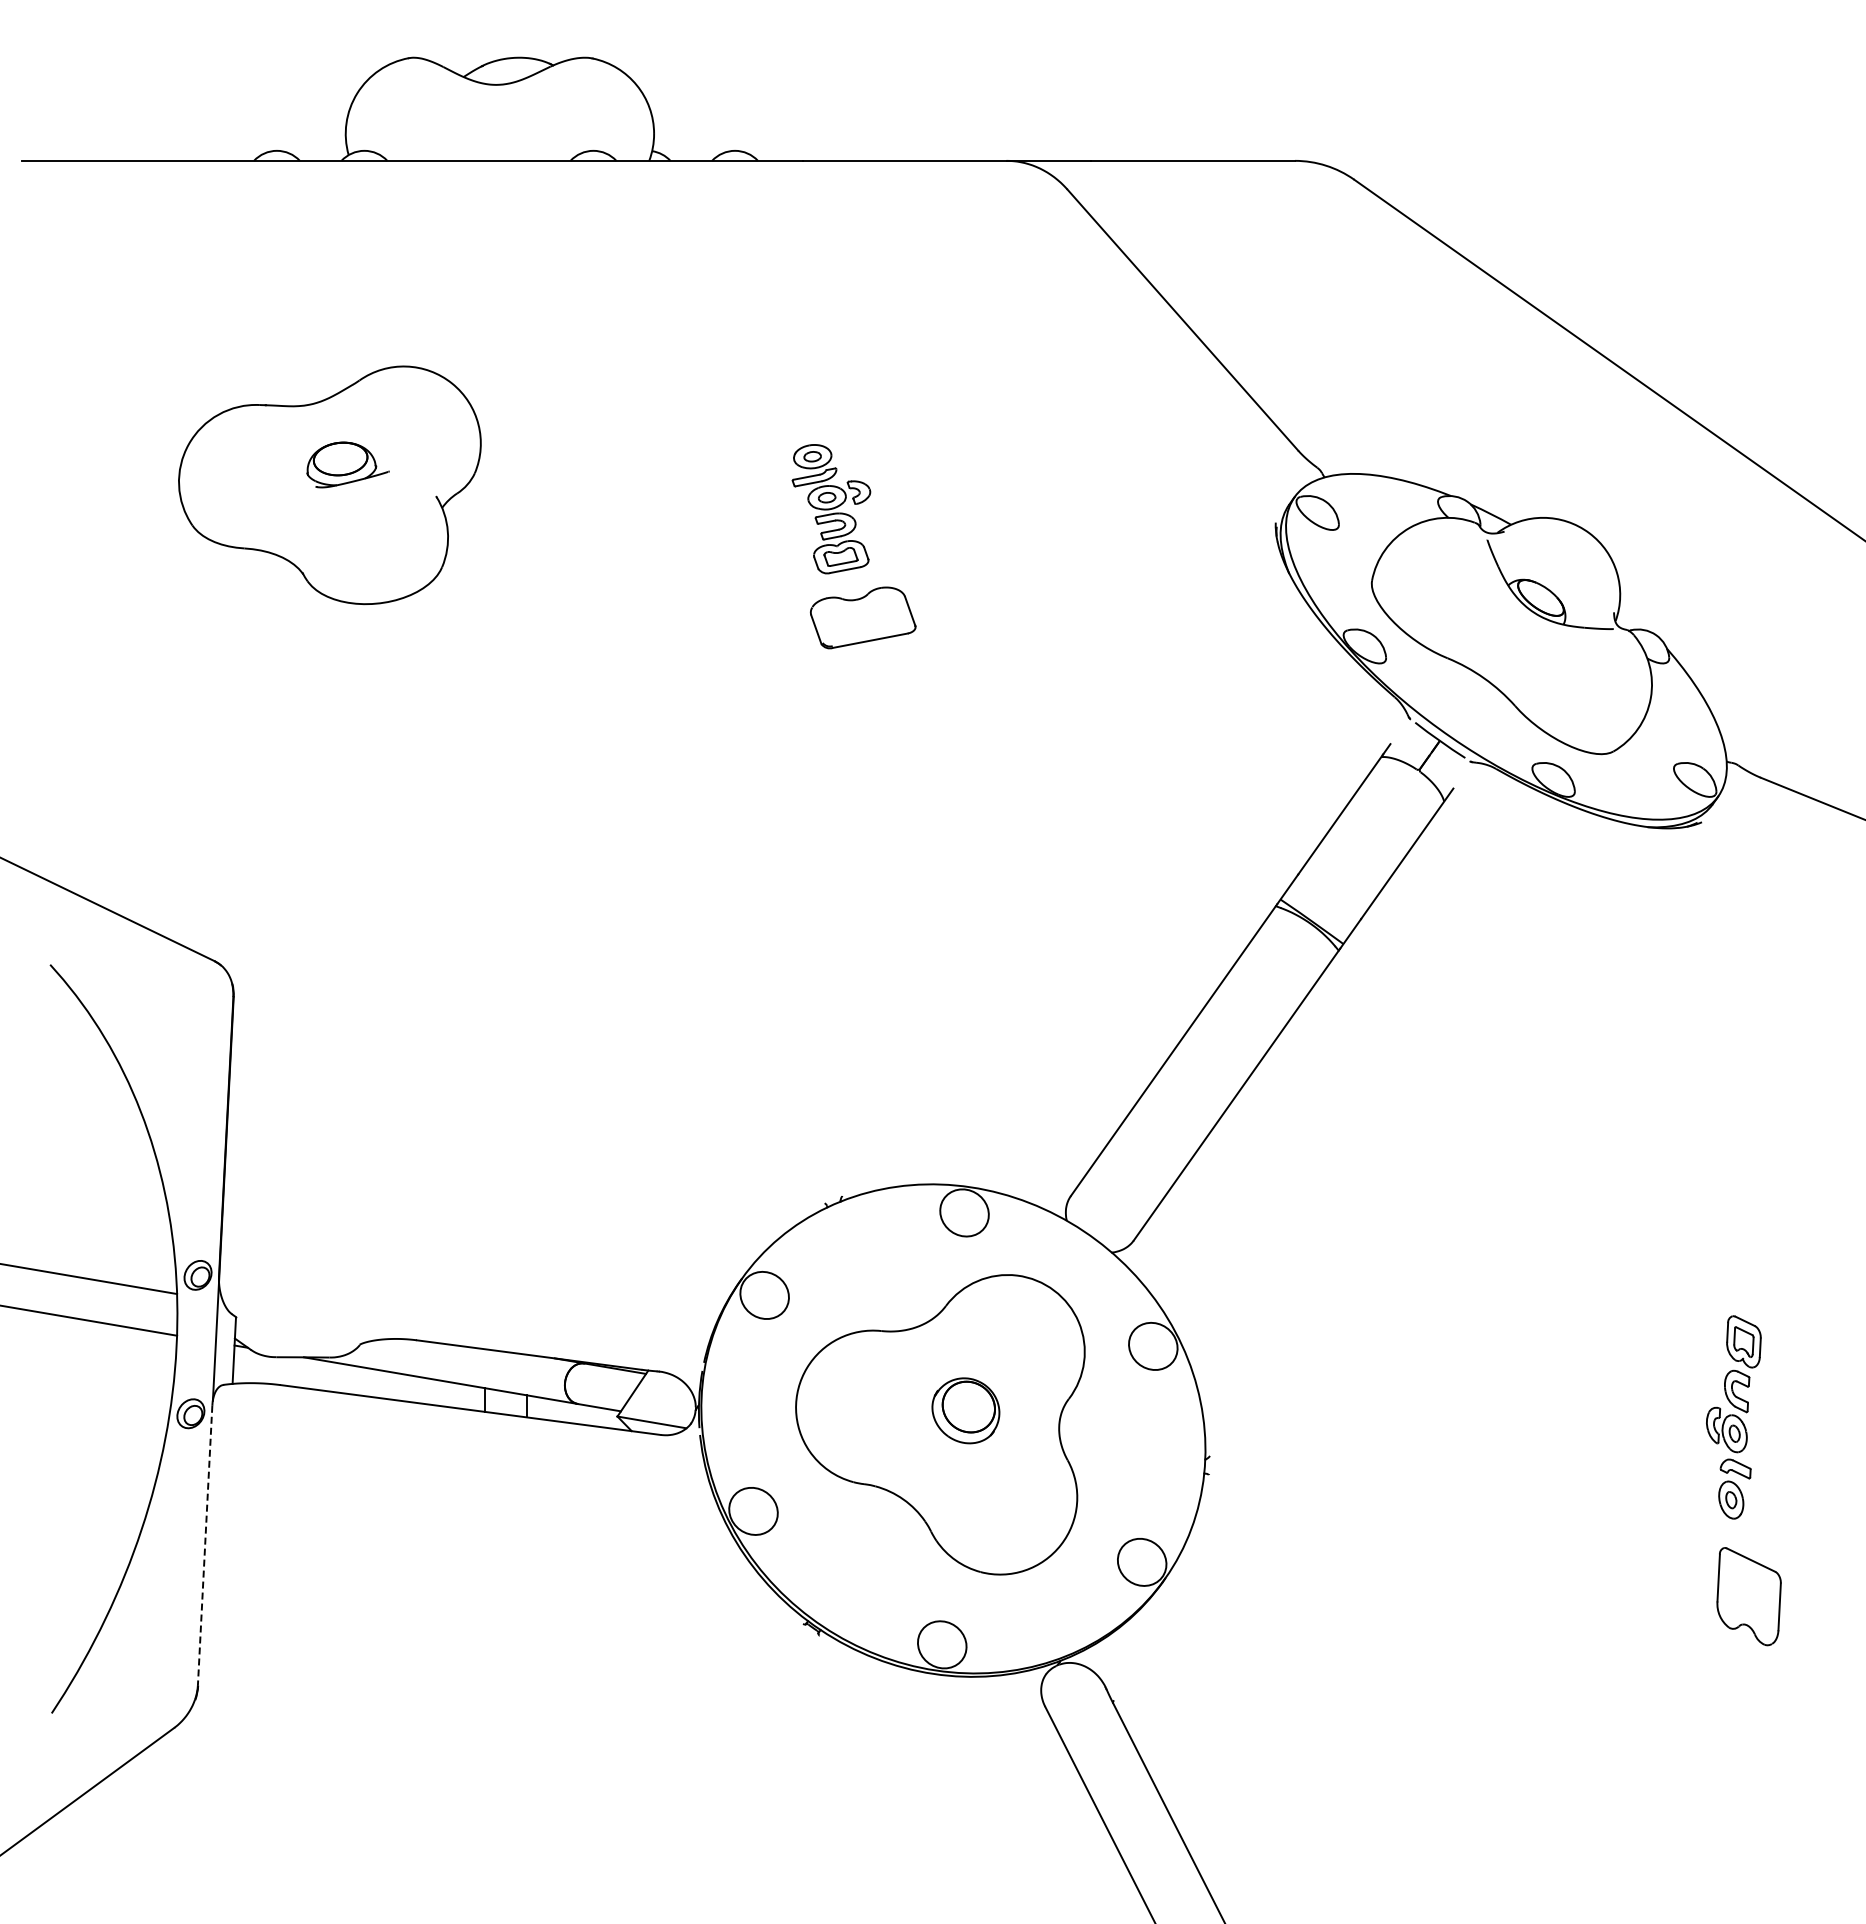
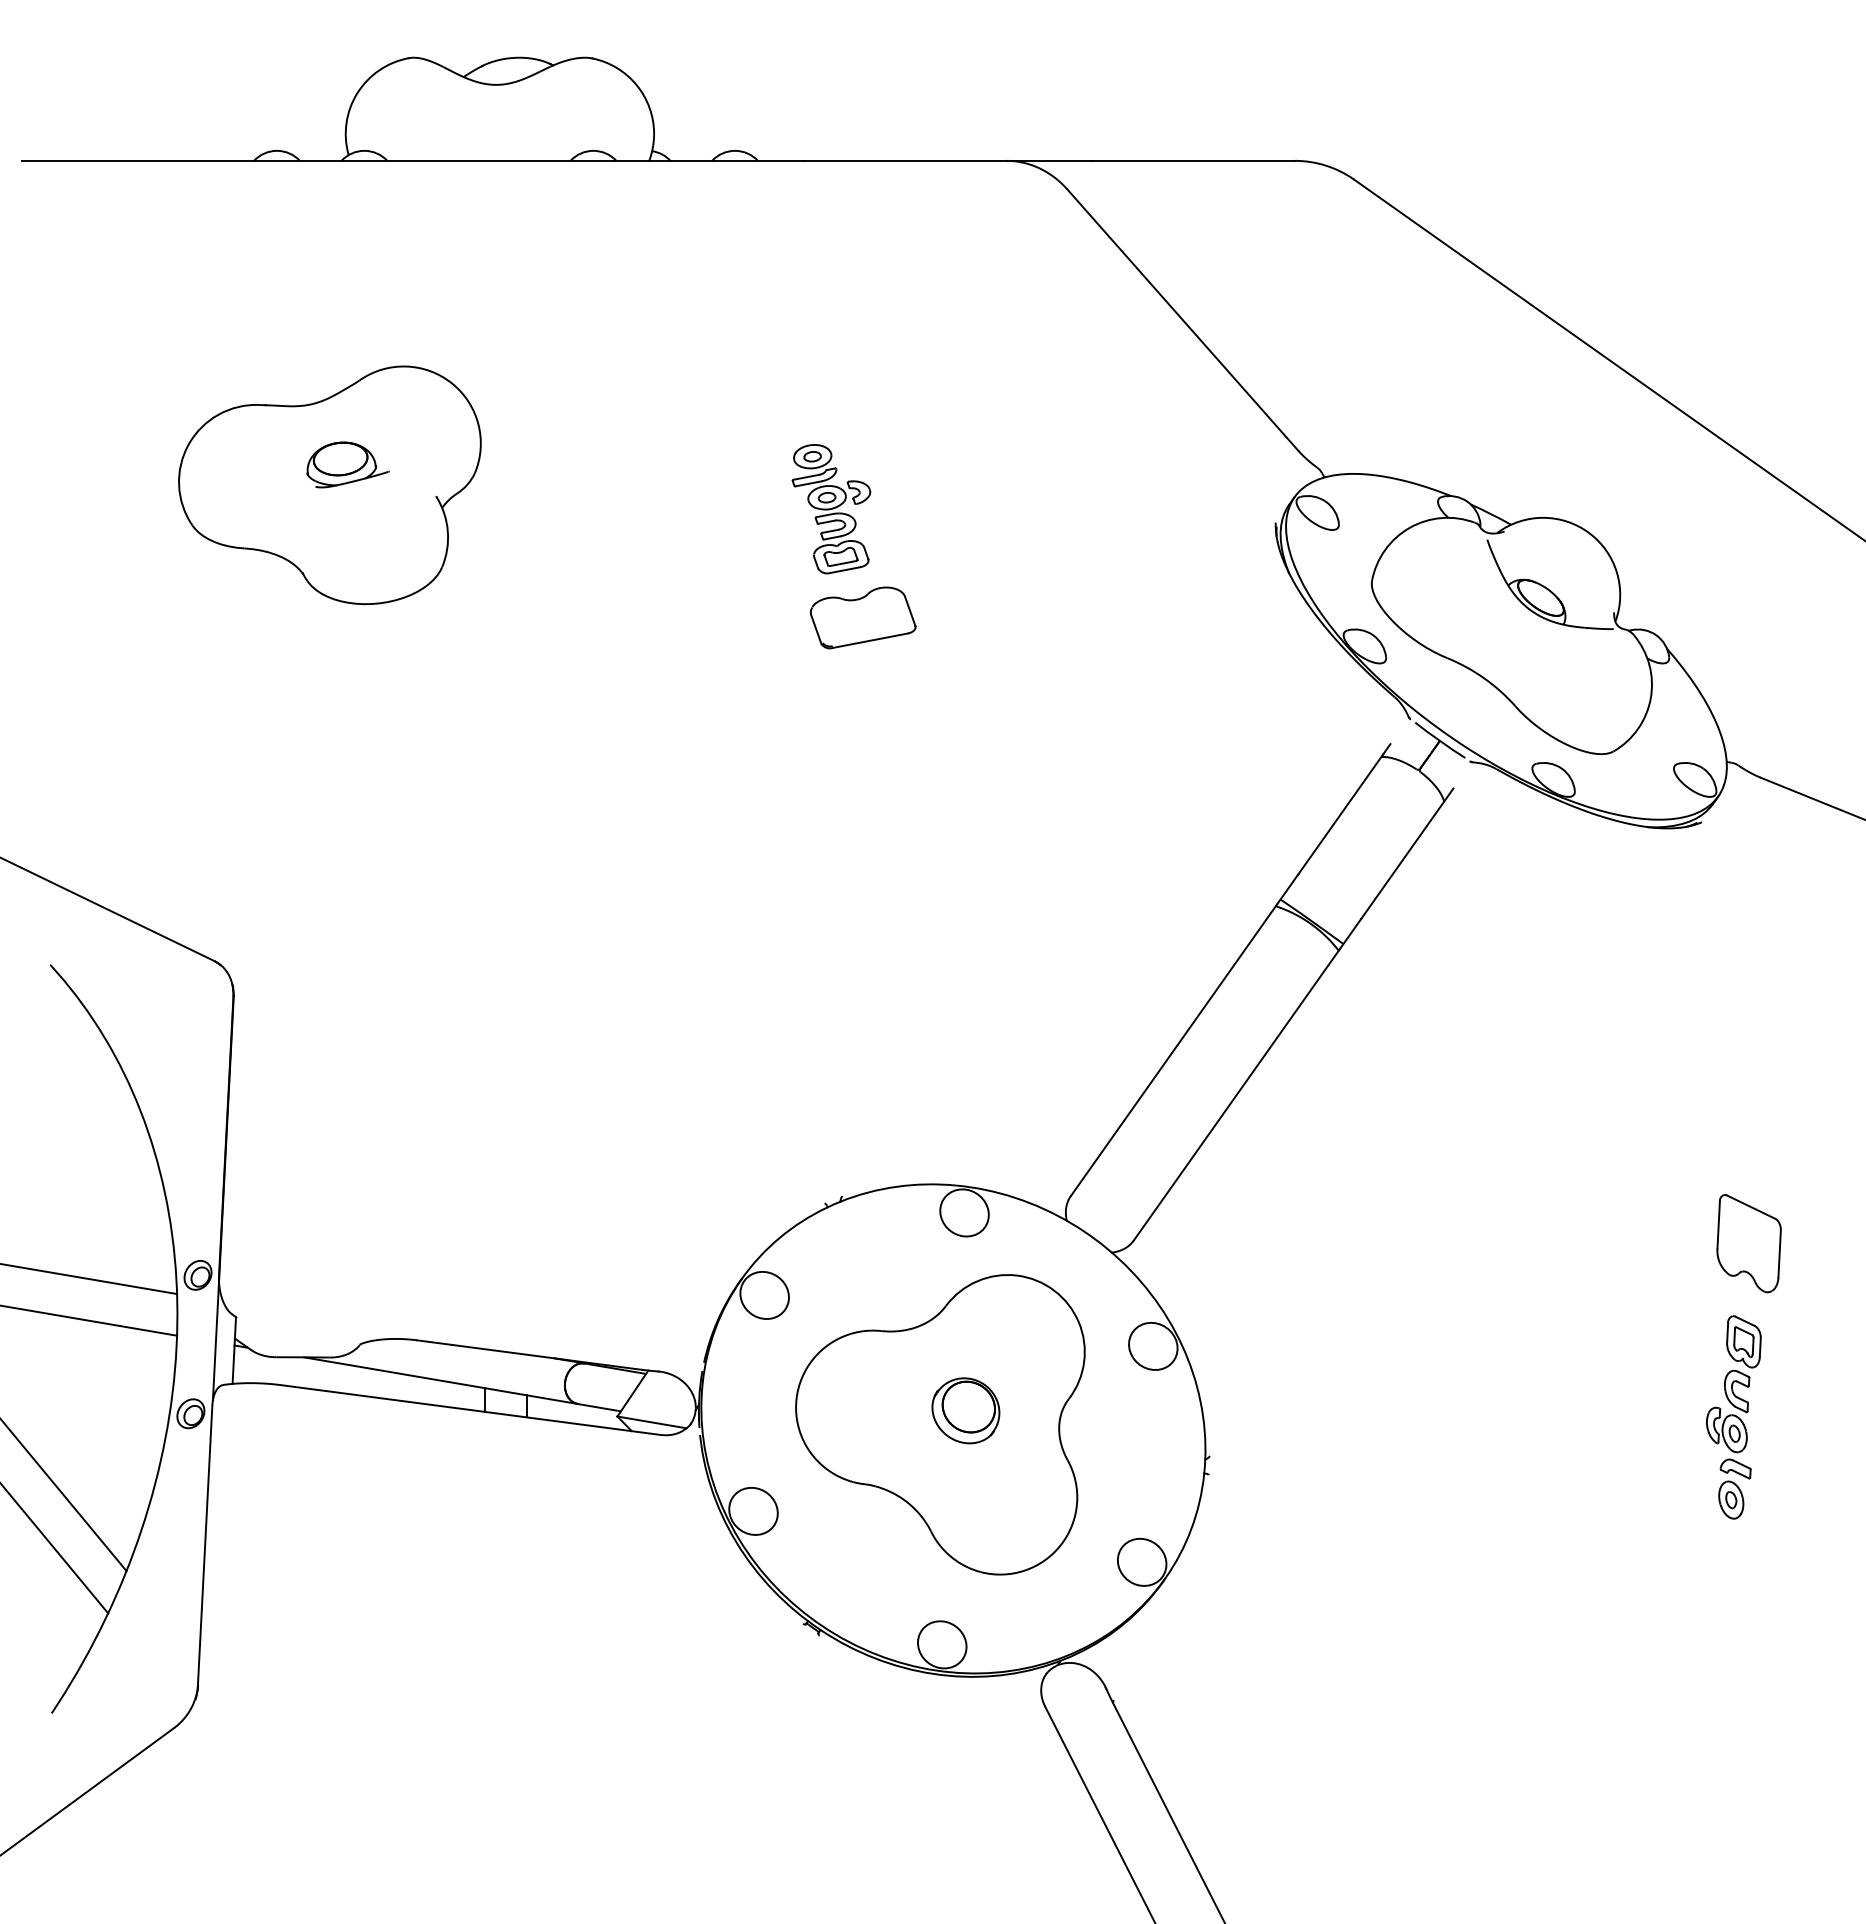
line: none -> present (64, 1496)
line: dashed -> solid (205, 1545)
line: none -> present (55, 1549)
part position: (1748, 1596) -> (1748, 1243) (1748, 1243)
